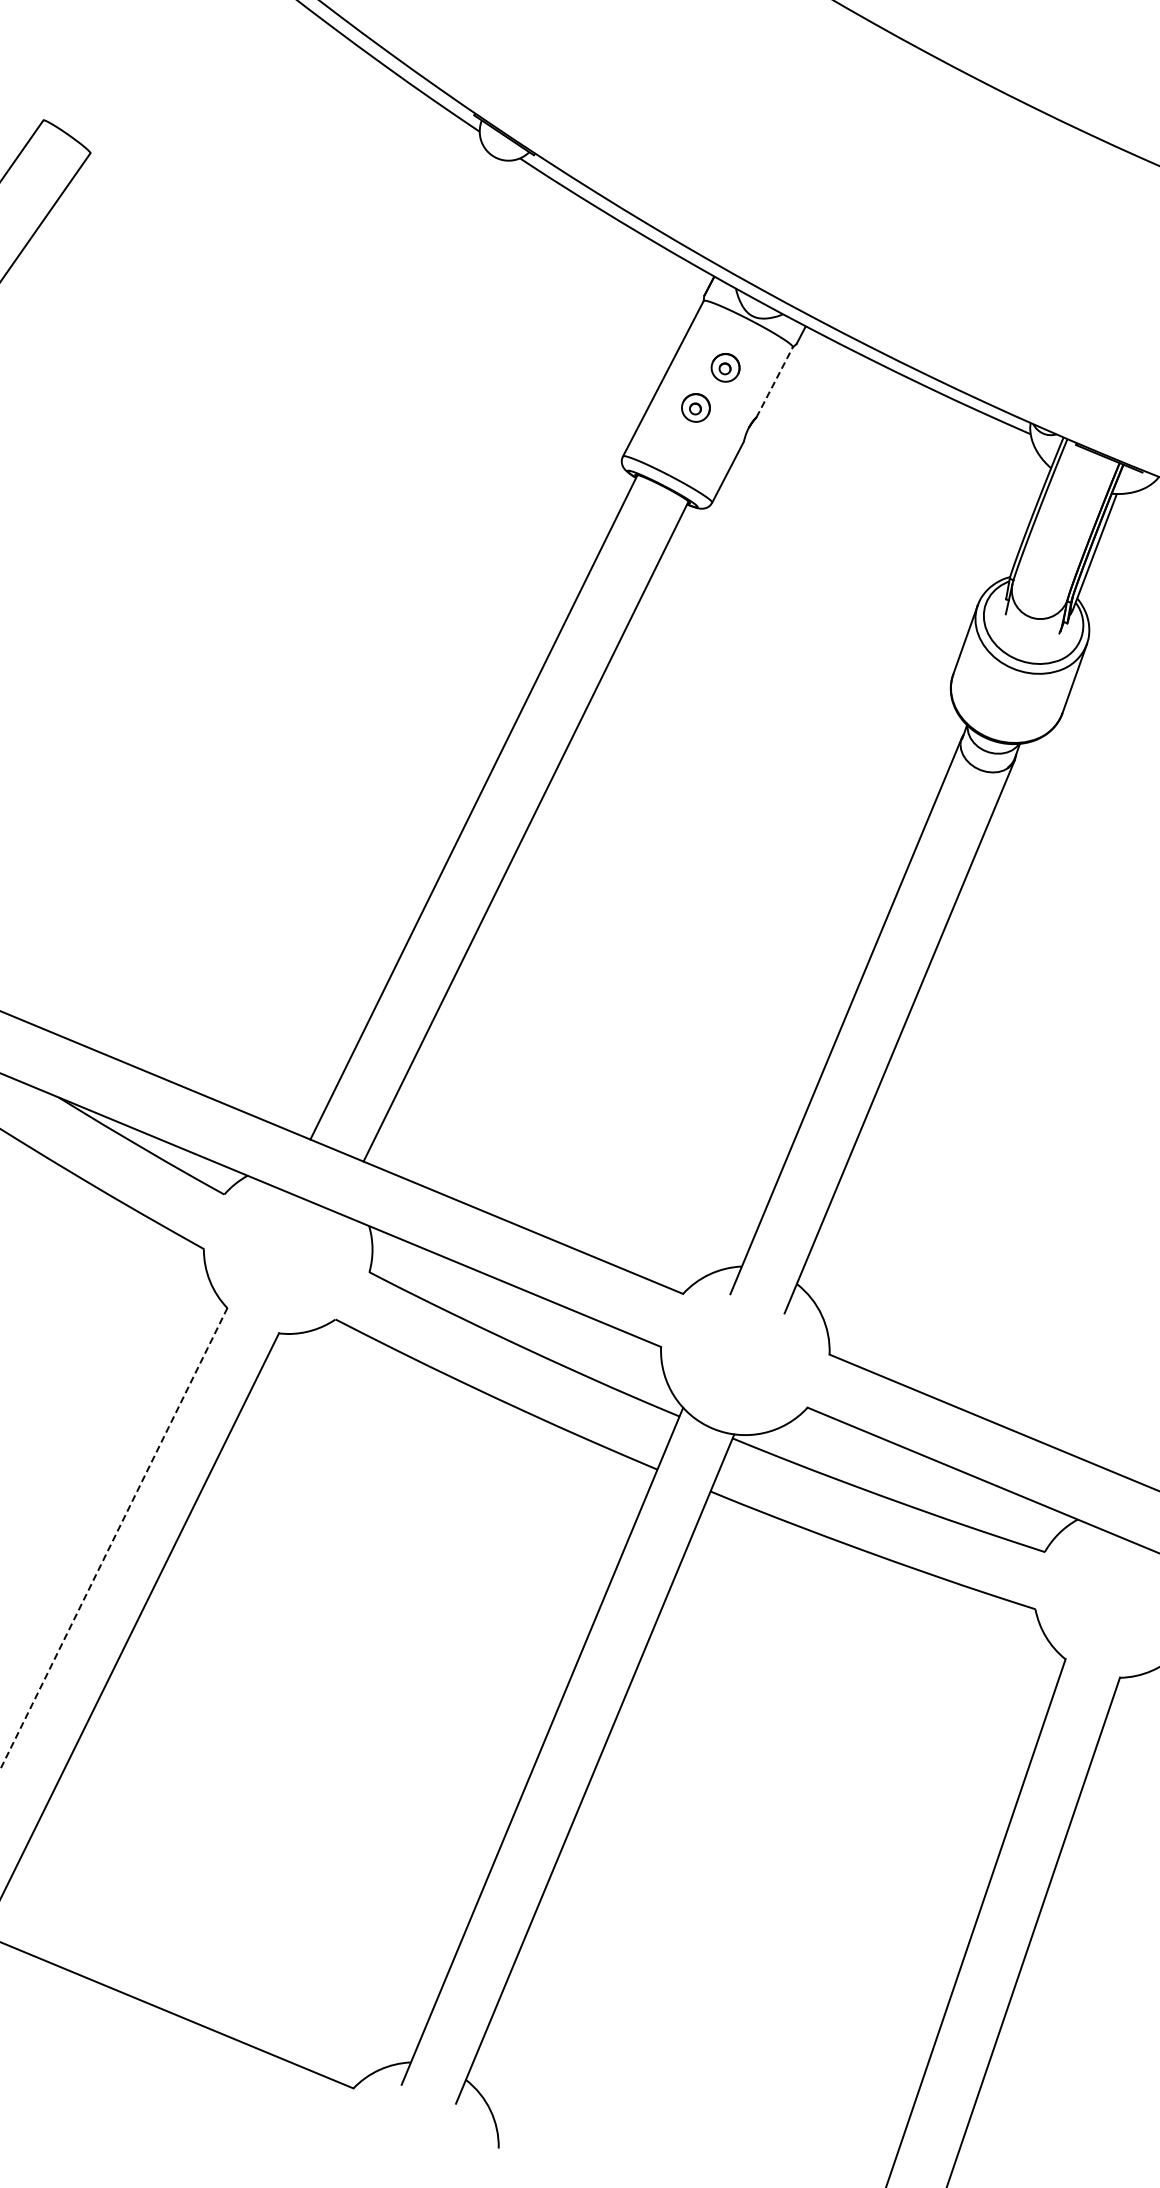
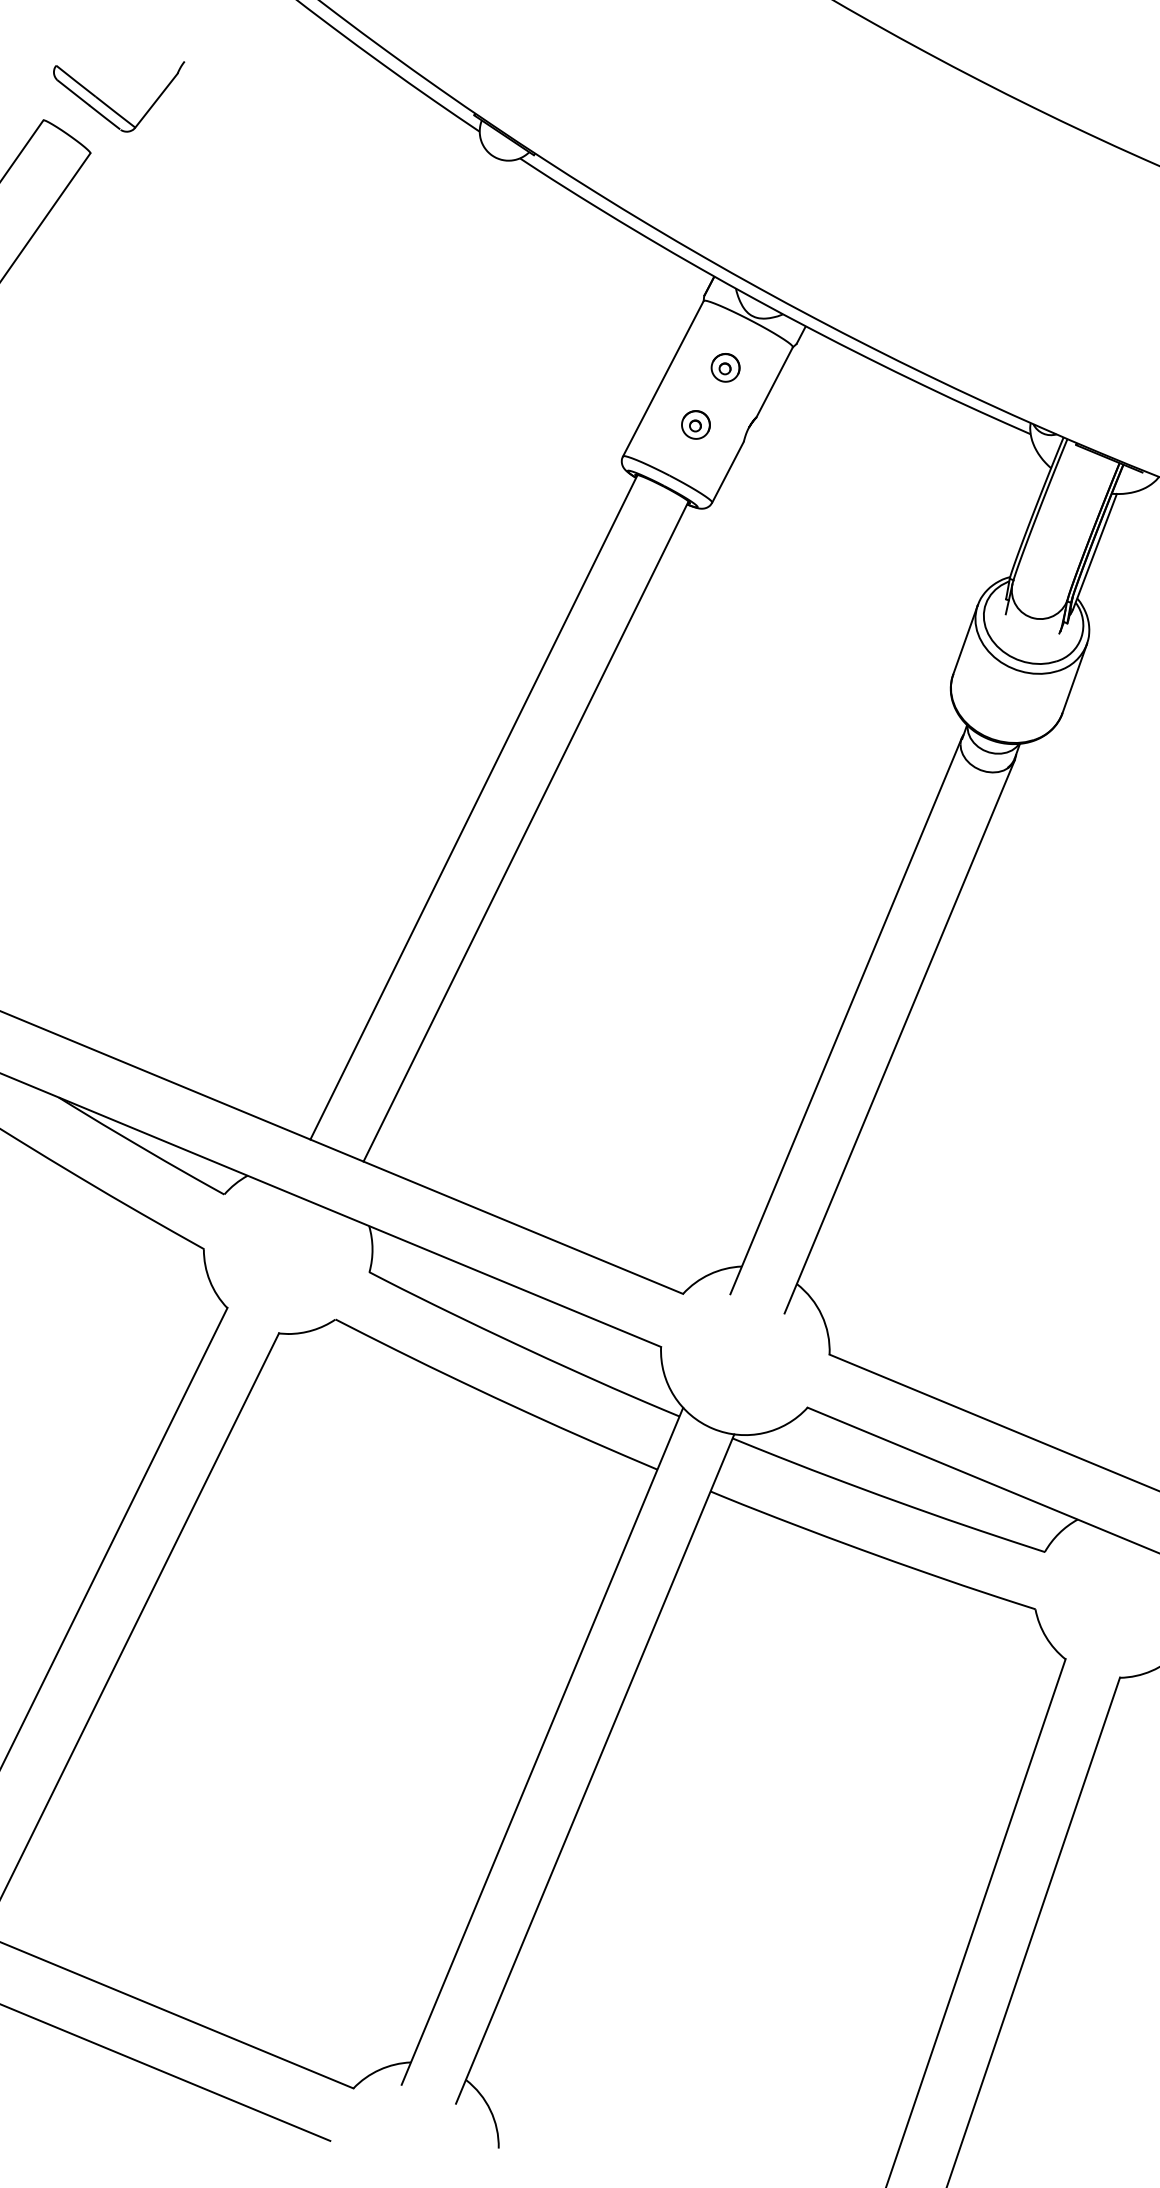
part: none -> present (111, 107)
line: dashed -> solid (774, 382)
part position: (695, 407) -> (695, 424) (695, 424)
line: dashed -> solid (113, 1539)
line: none -> present (166, 2072)
